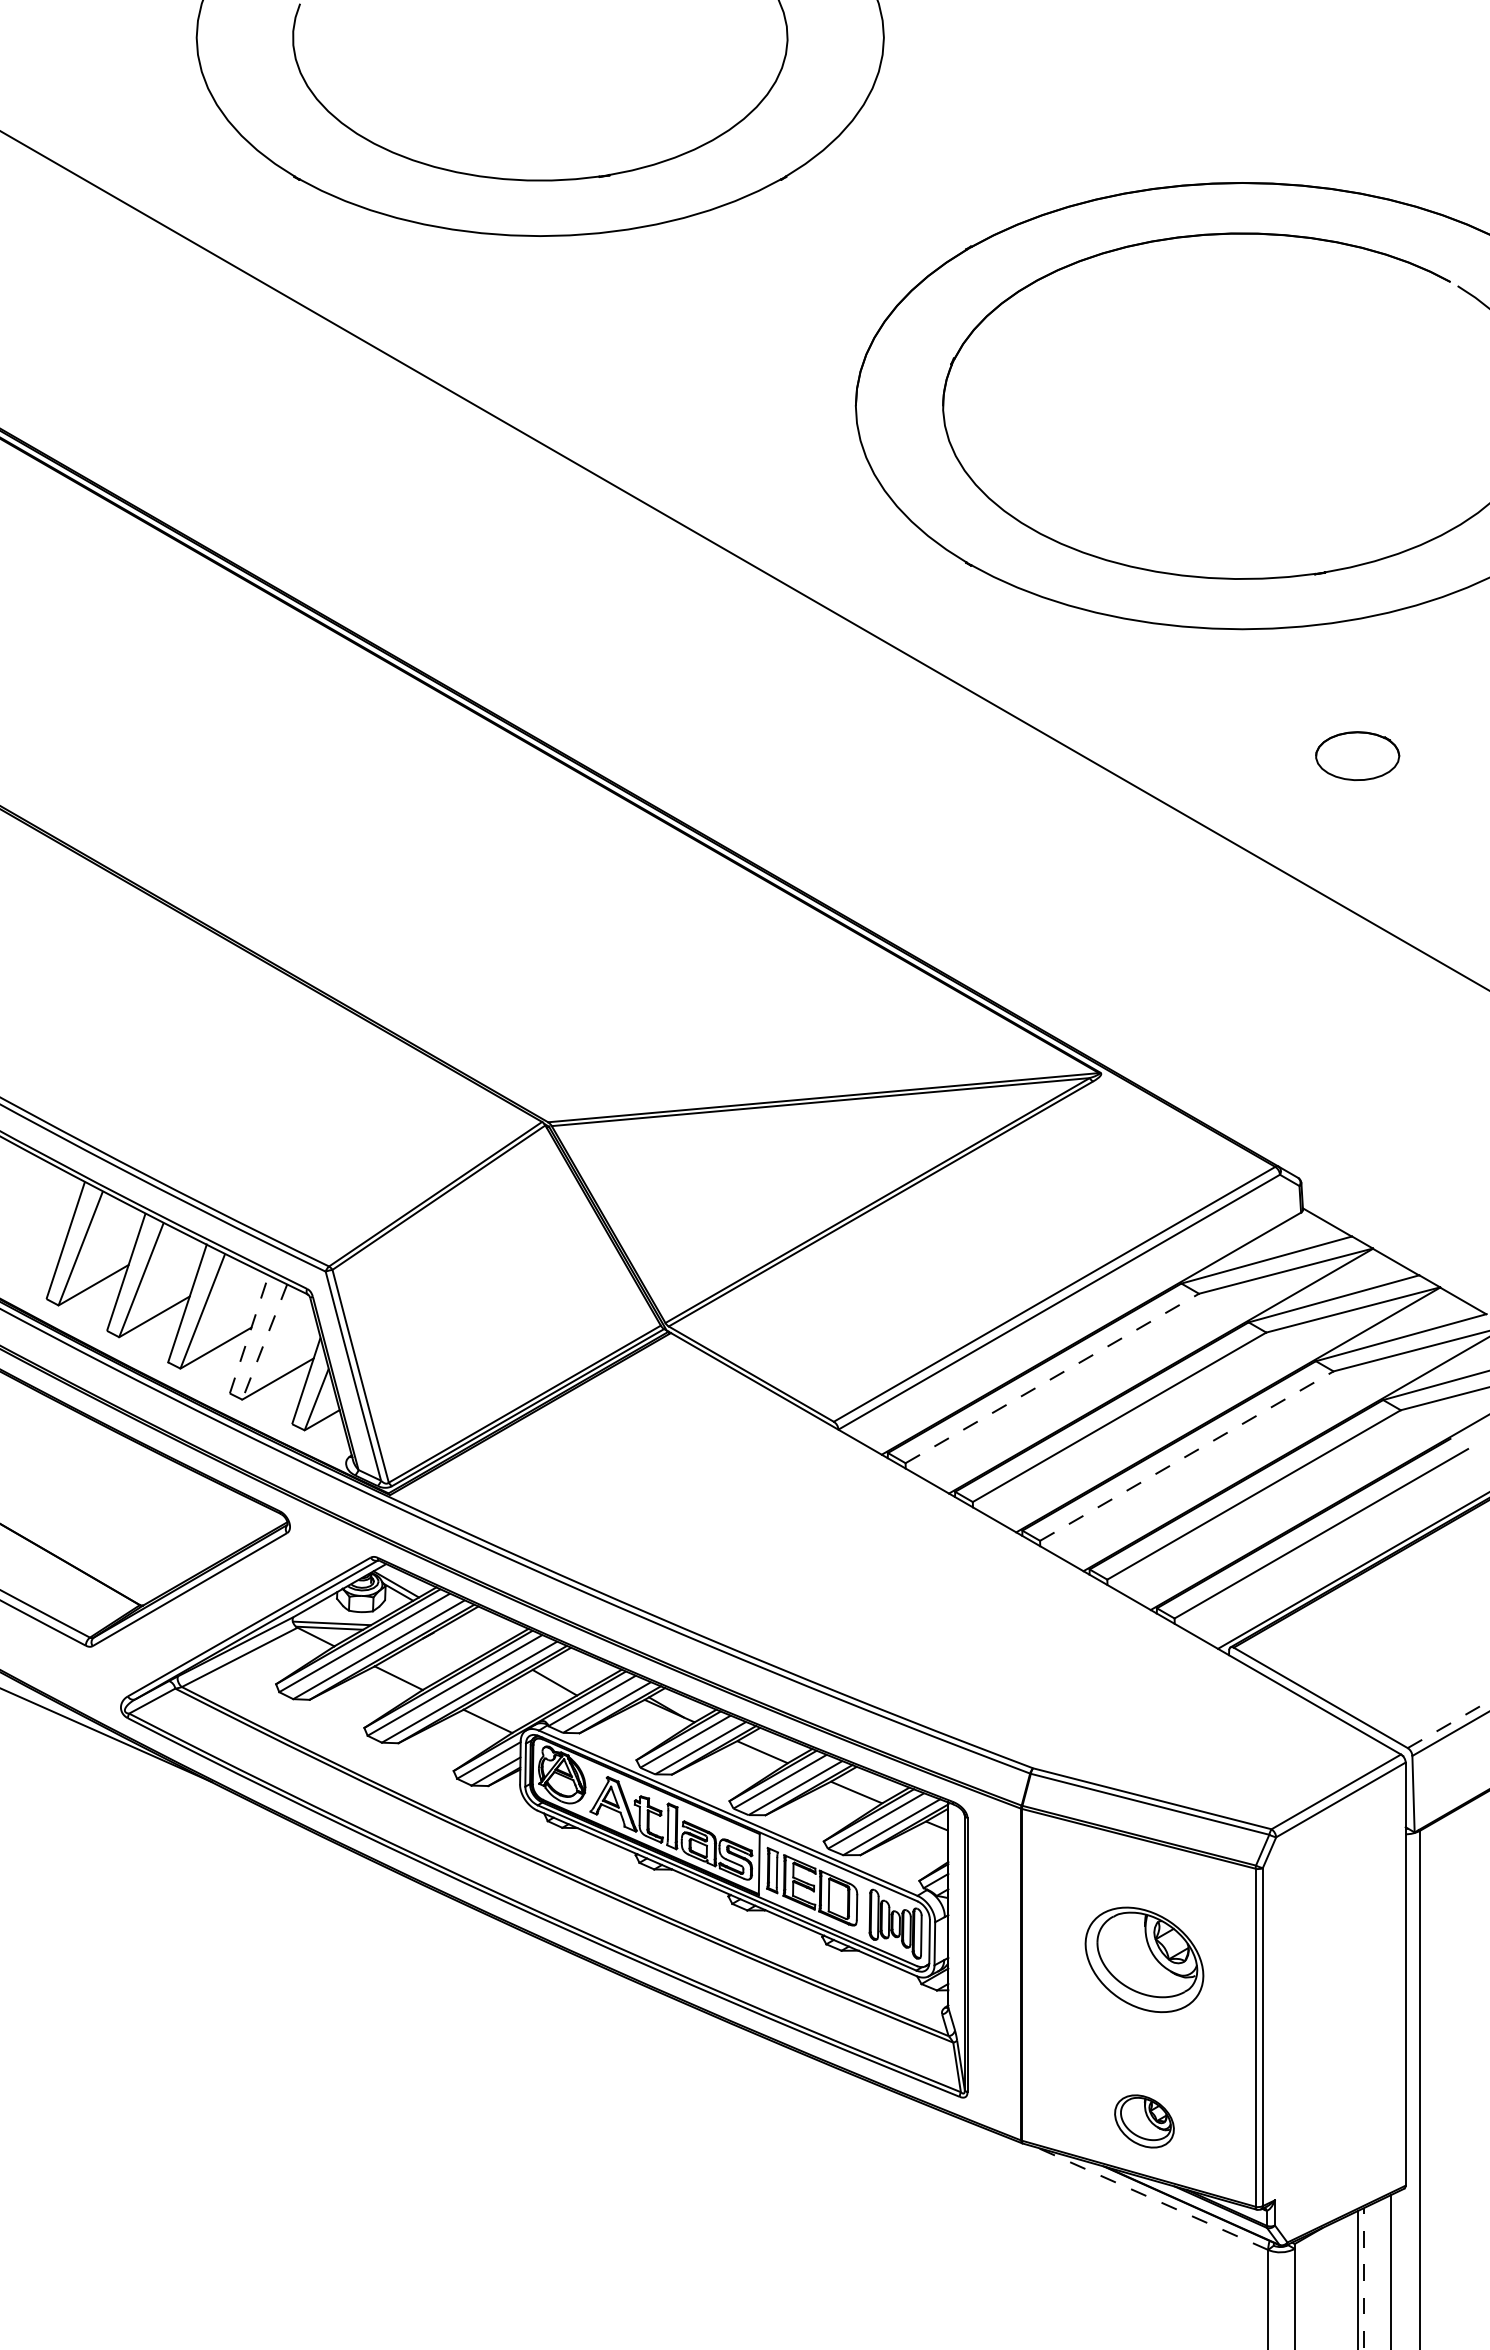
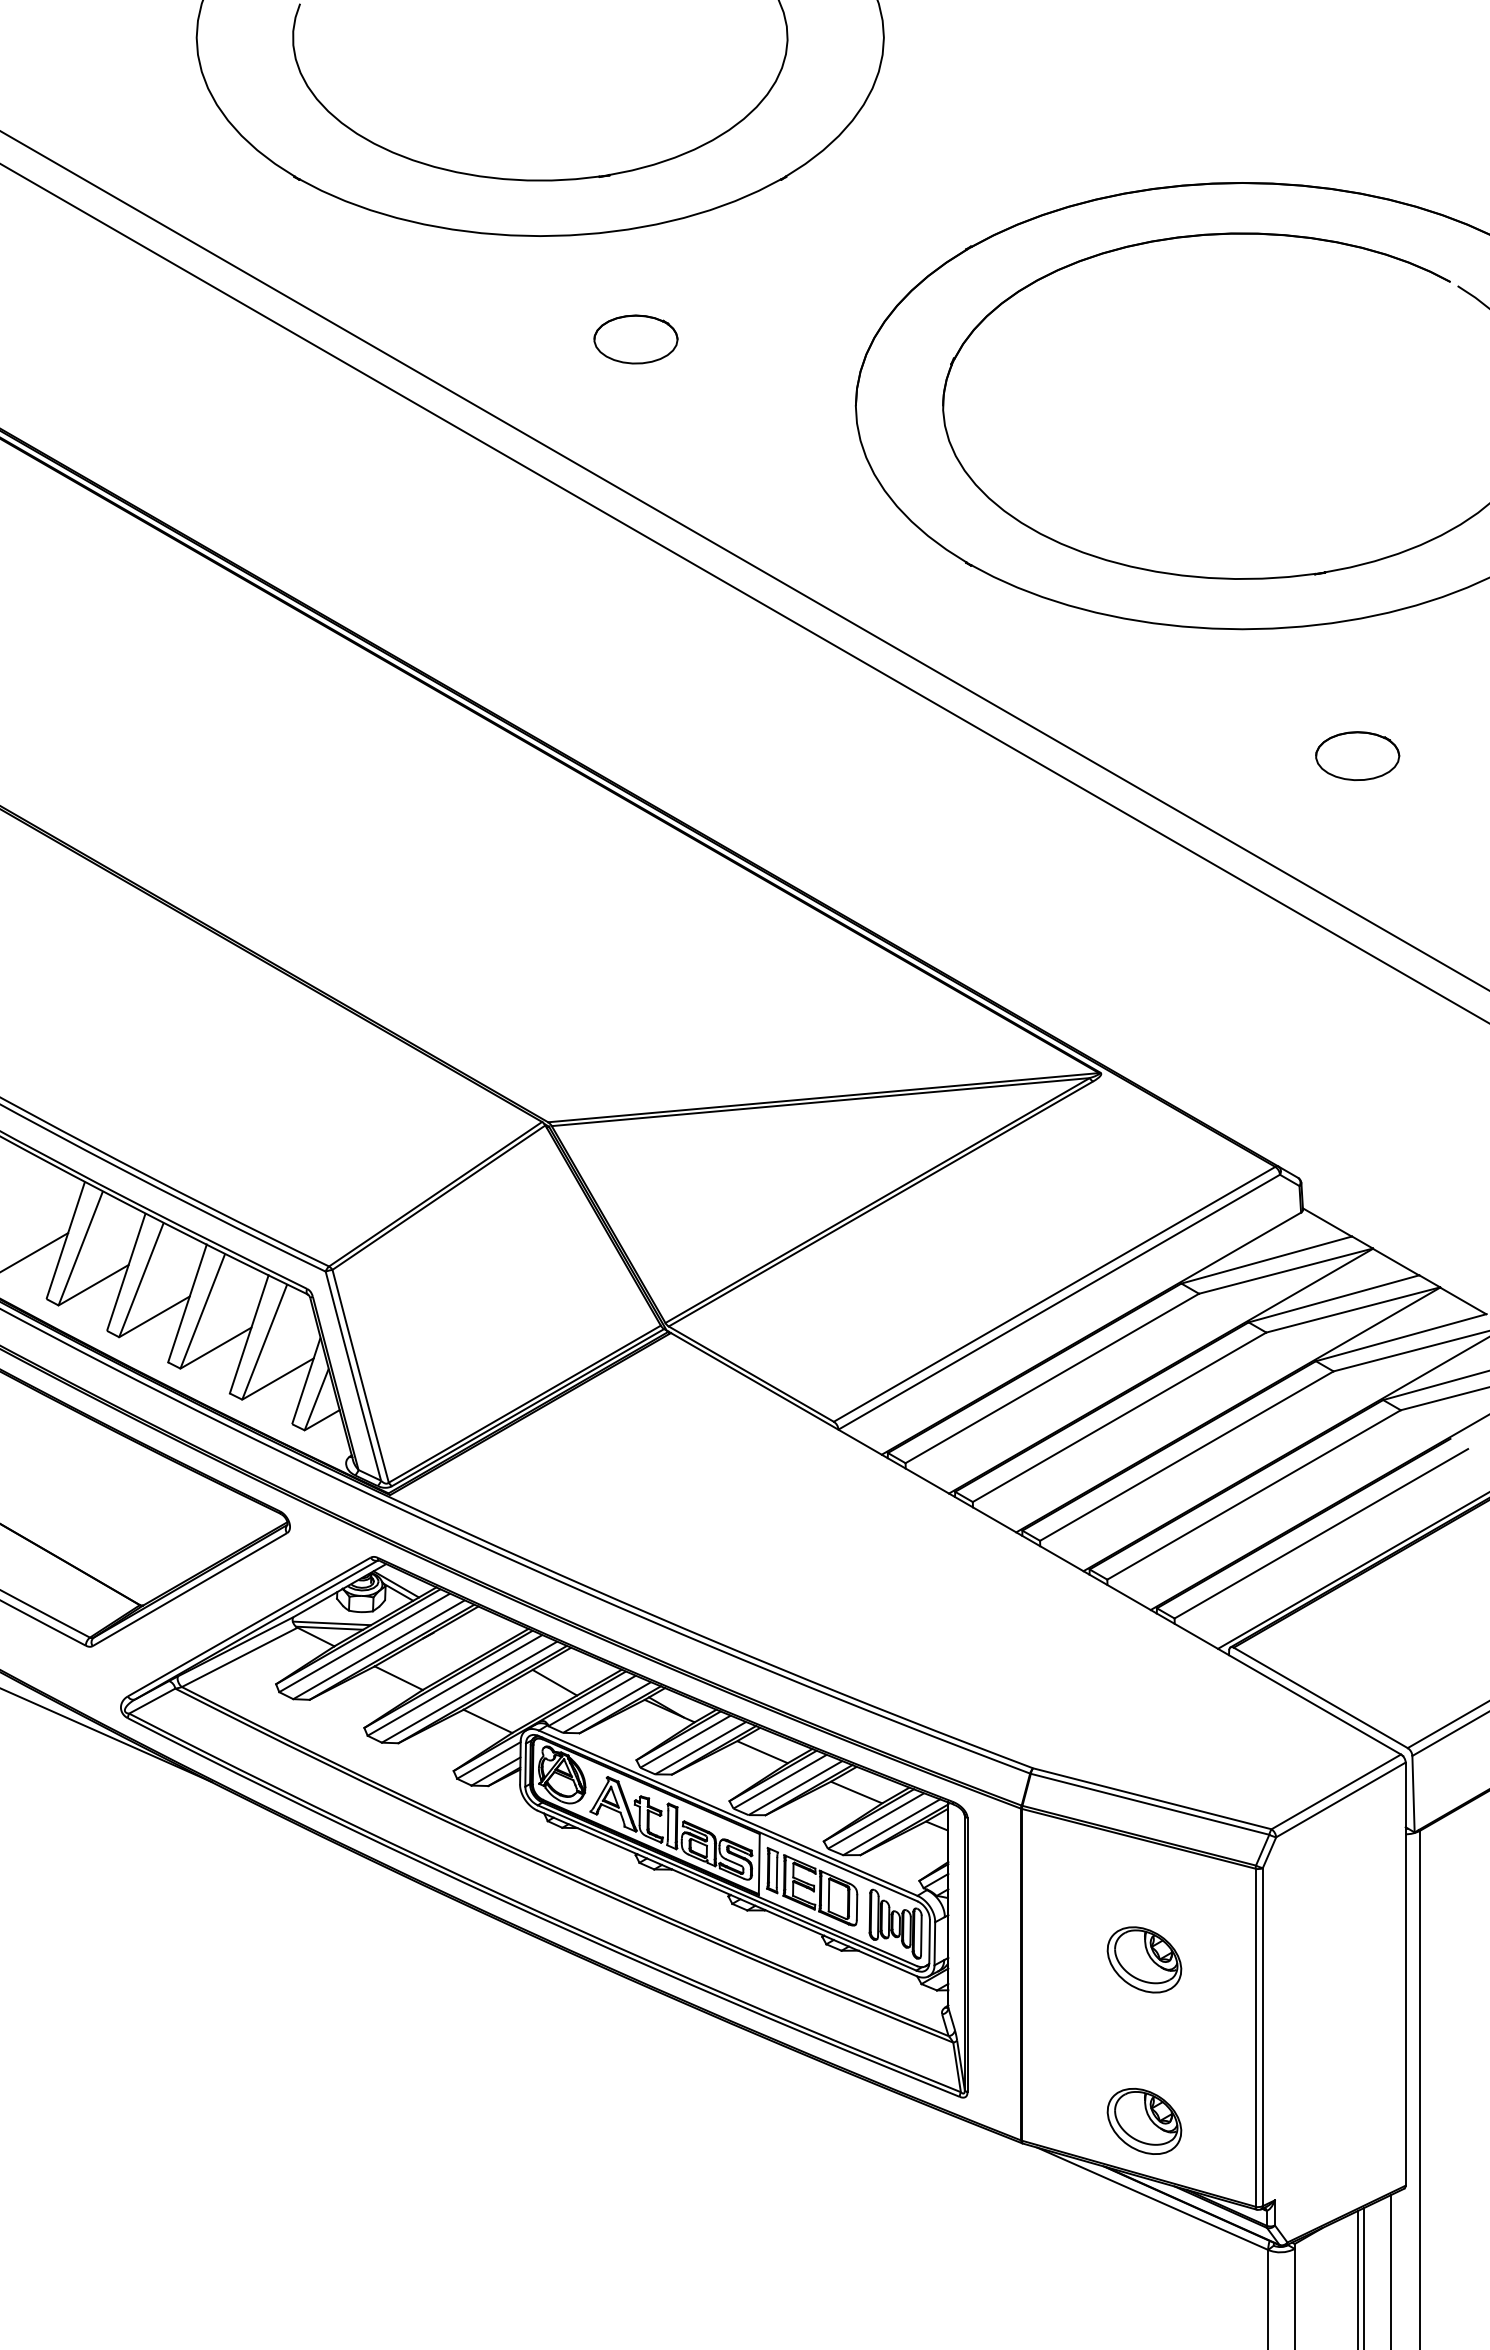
part: none -> present (635, 339)
line: none -> present (744, 593)
line: none -> present (35, 1252)
line: dashed -> solid (249, 1333)
line: dashed -> solid (264, 1341)
line: dashed -> solid (1052, 1378)
line: dashed -> solid (1187, 1455)
line: dashed -> solid (1448, 1724)
part size: 121x108 px -> 77x68 px (1144, 1959)
part size: 61x55 px -> 77x67 px (1144, 2121)
line: dashed -> solid (1152, 2198)
line: dashed -> solid (1363, 2278)
